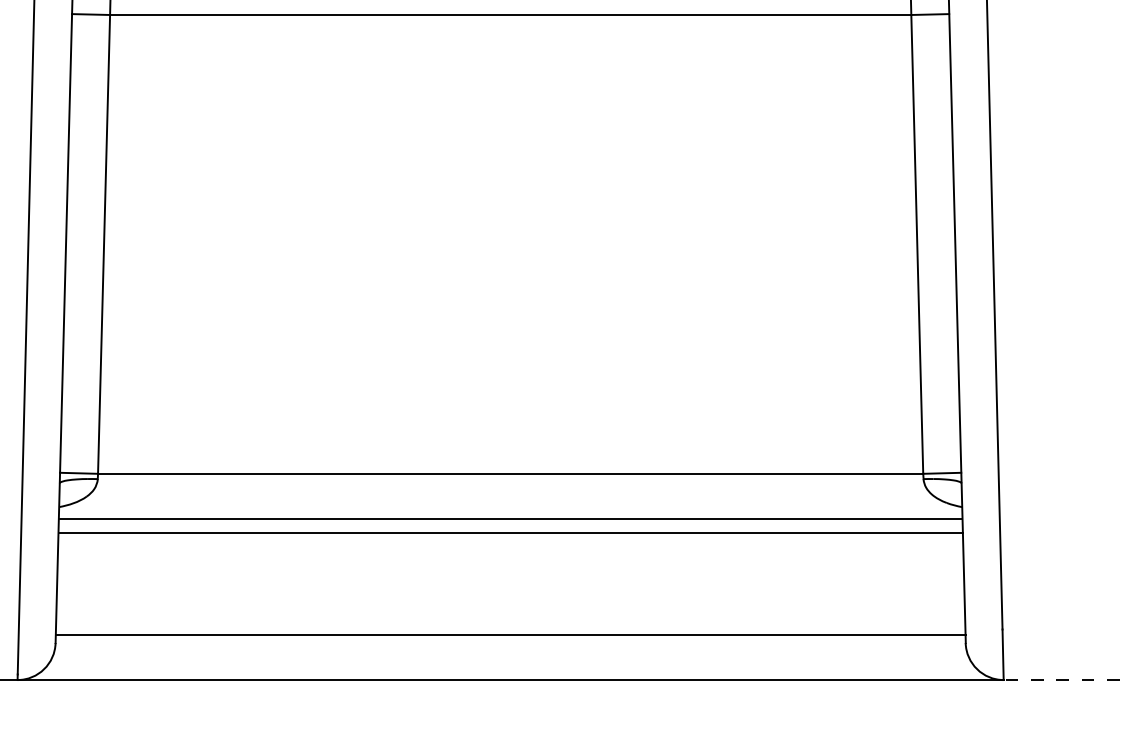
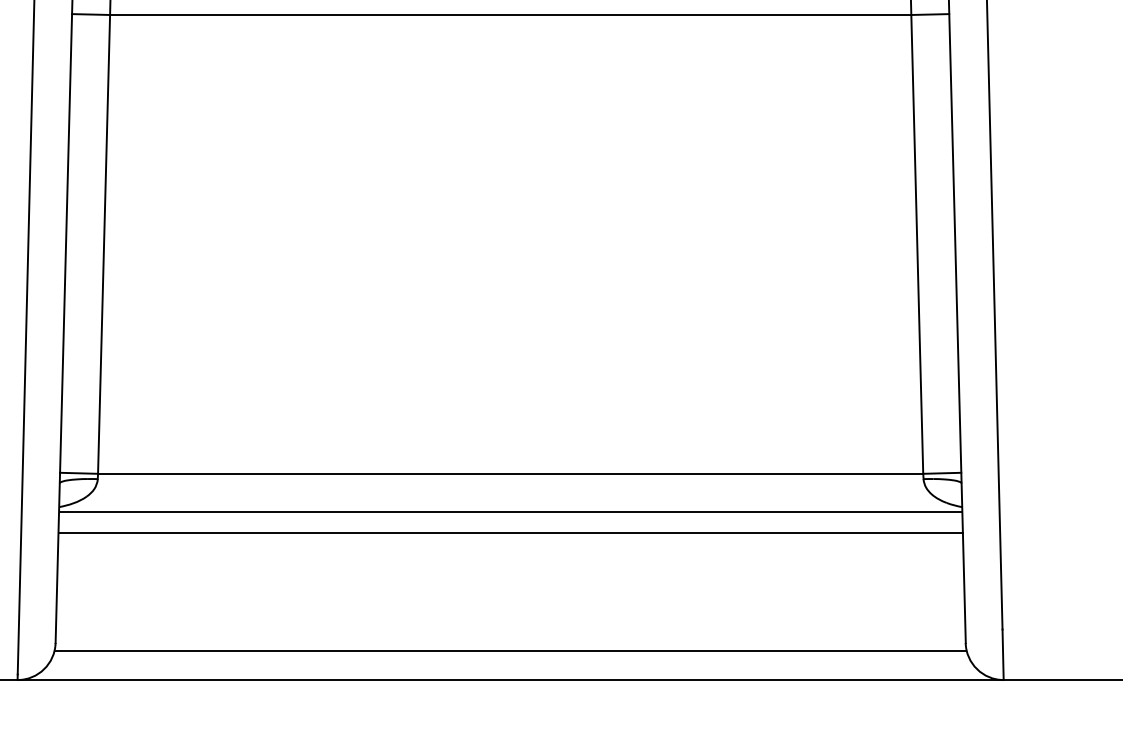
line position: (510, 518) -> (510, 511) (510, 511)
line position: (510, 635) -> (510, 651) (510, 651)
line: dashed -> solid (1062, 680)
